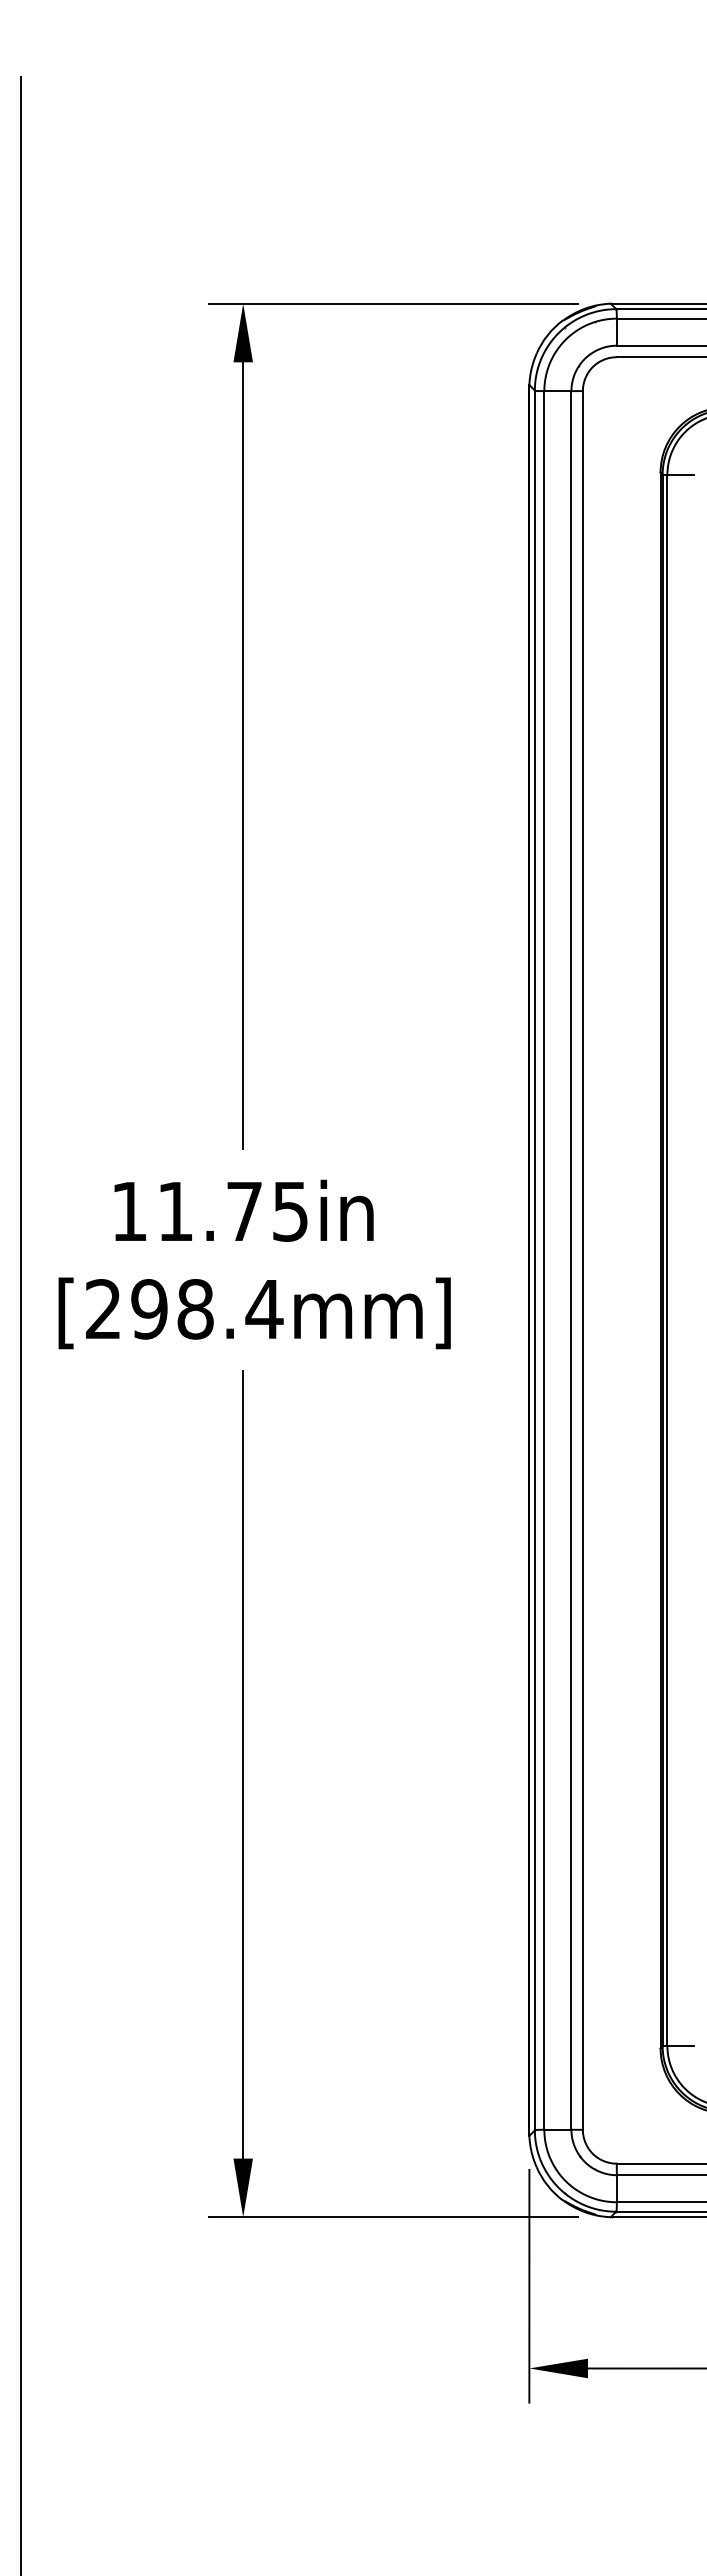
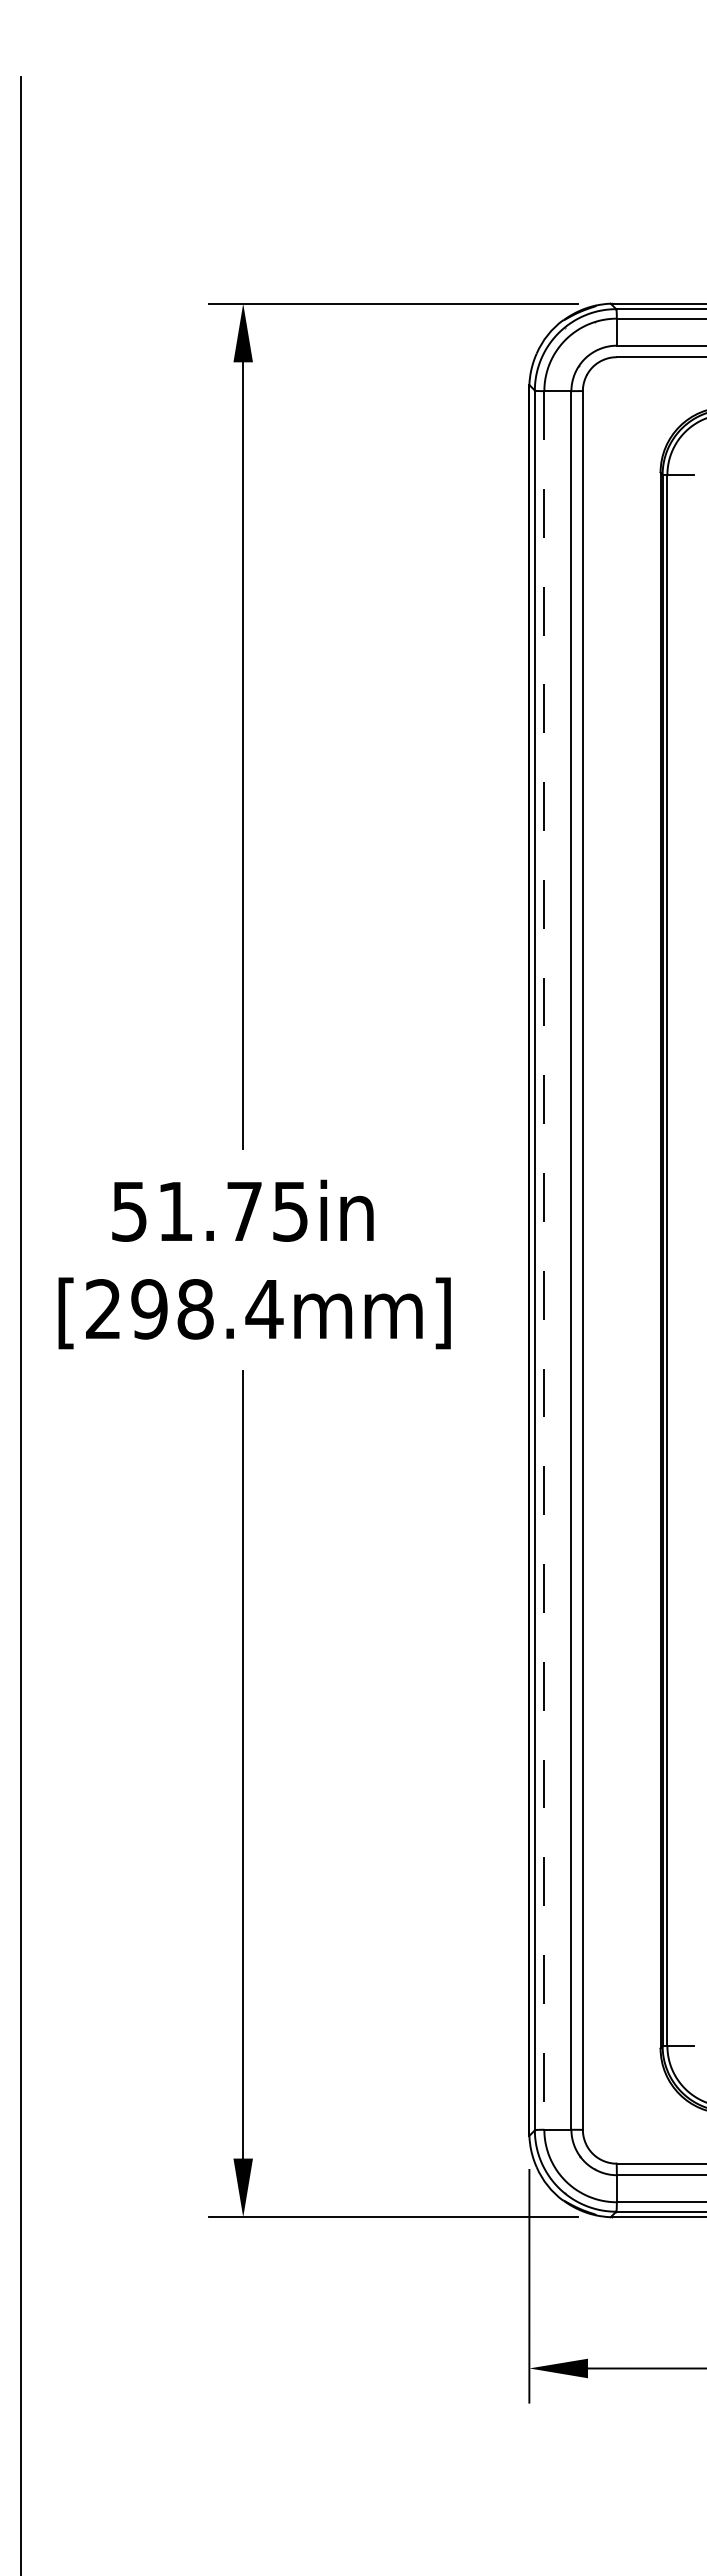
text: 11.75in -> 51.75in (129, 1211)
line: solid -> dashed (544, 1260)
